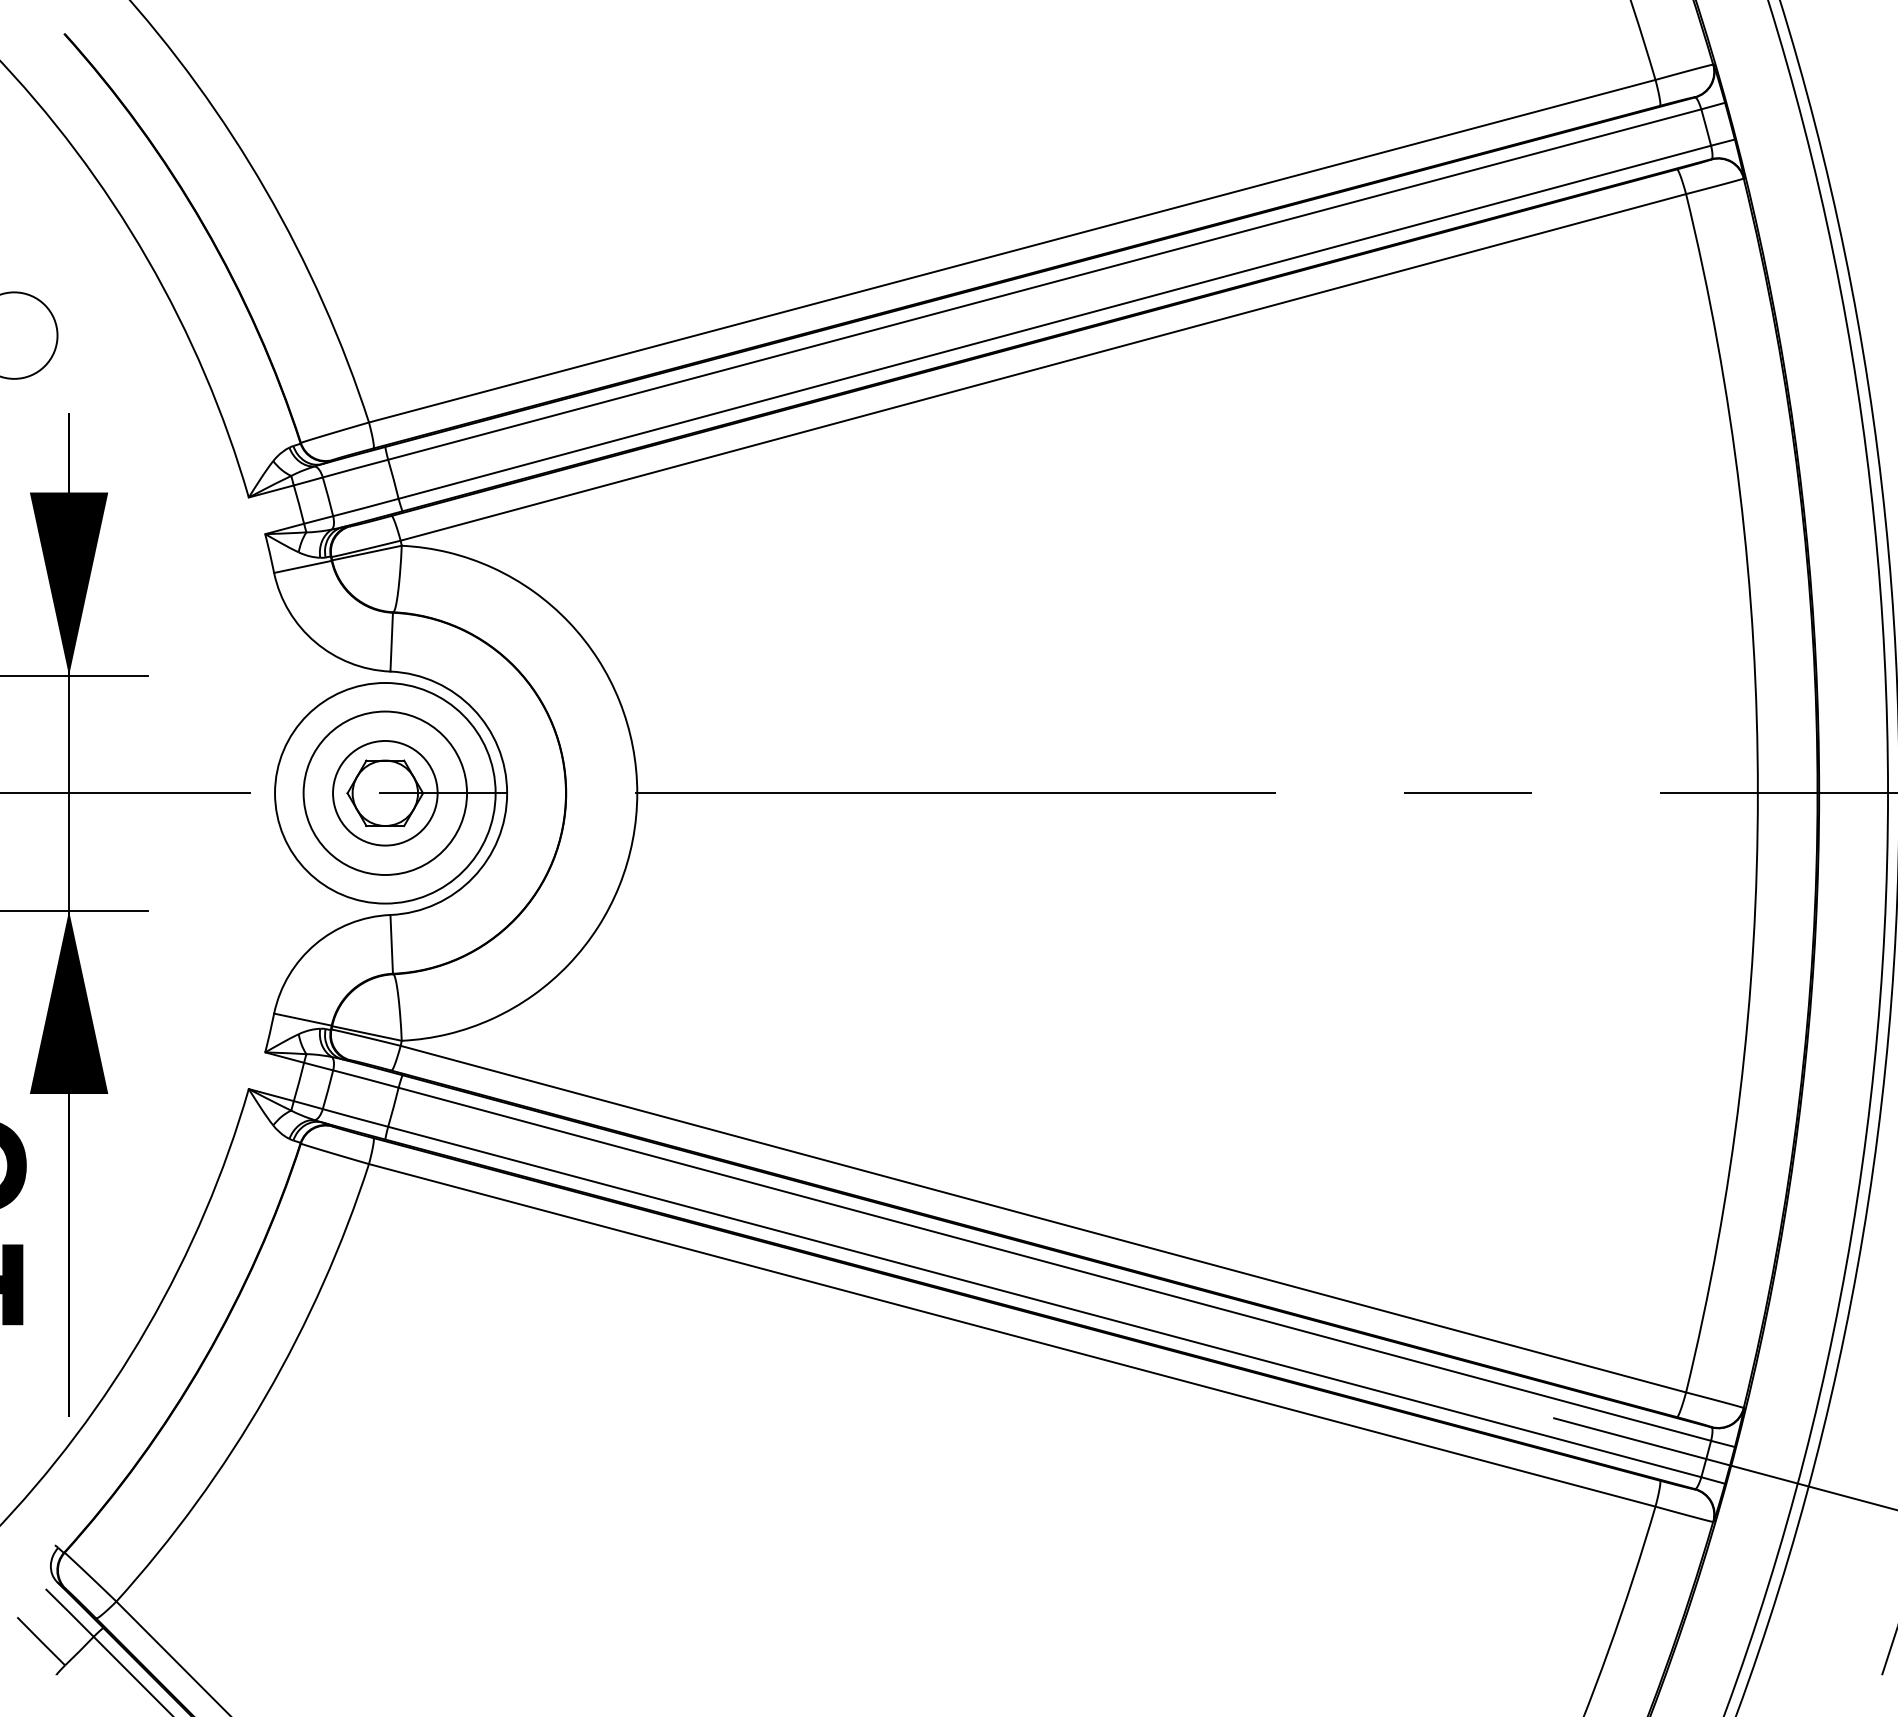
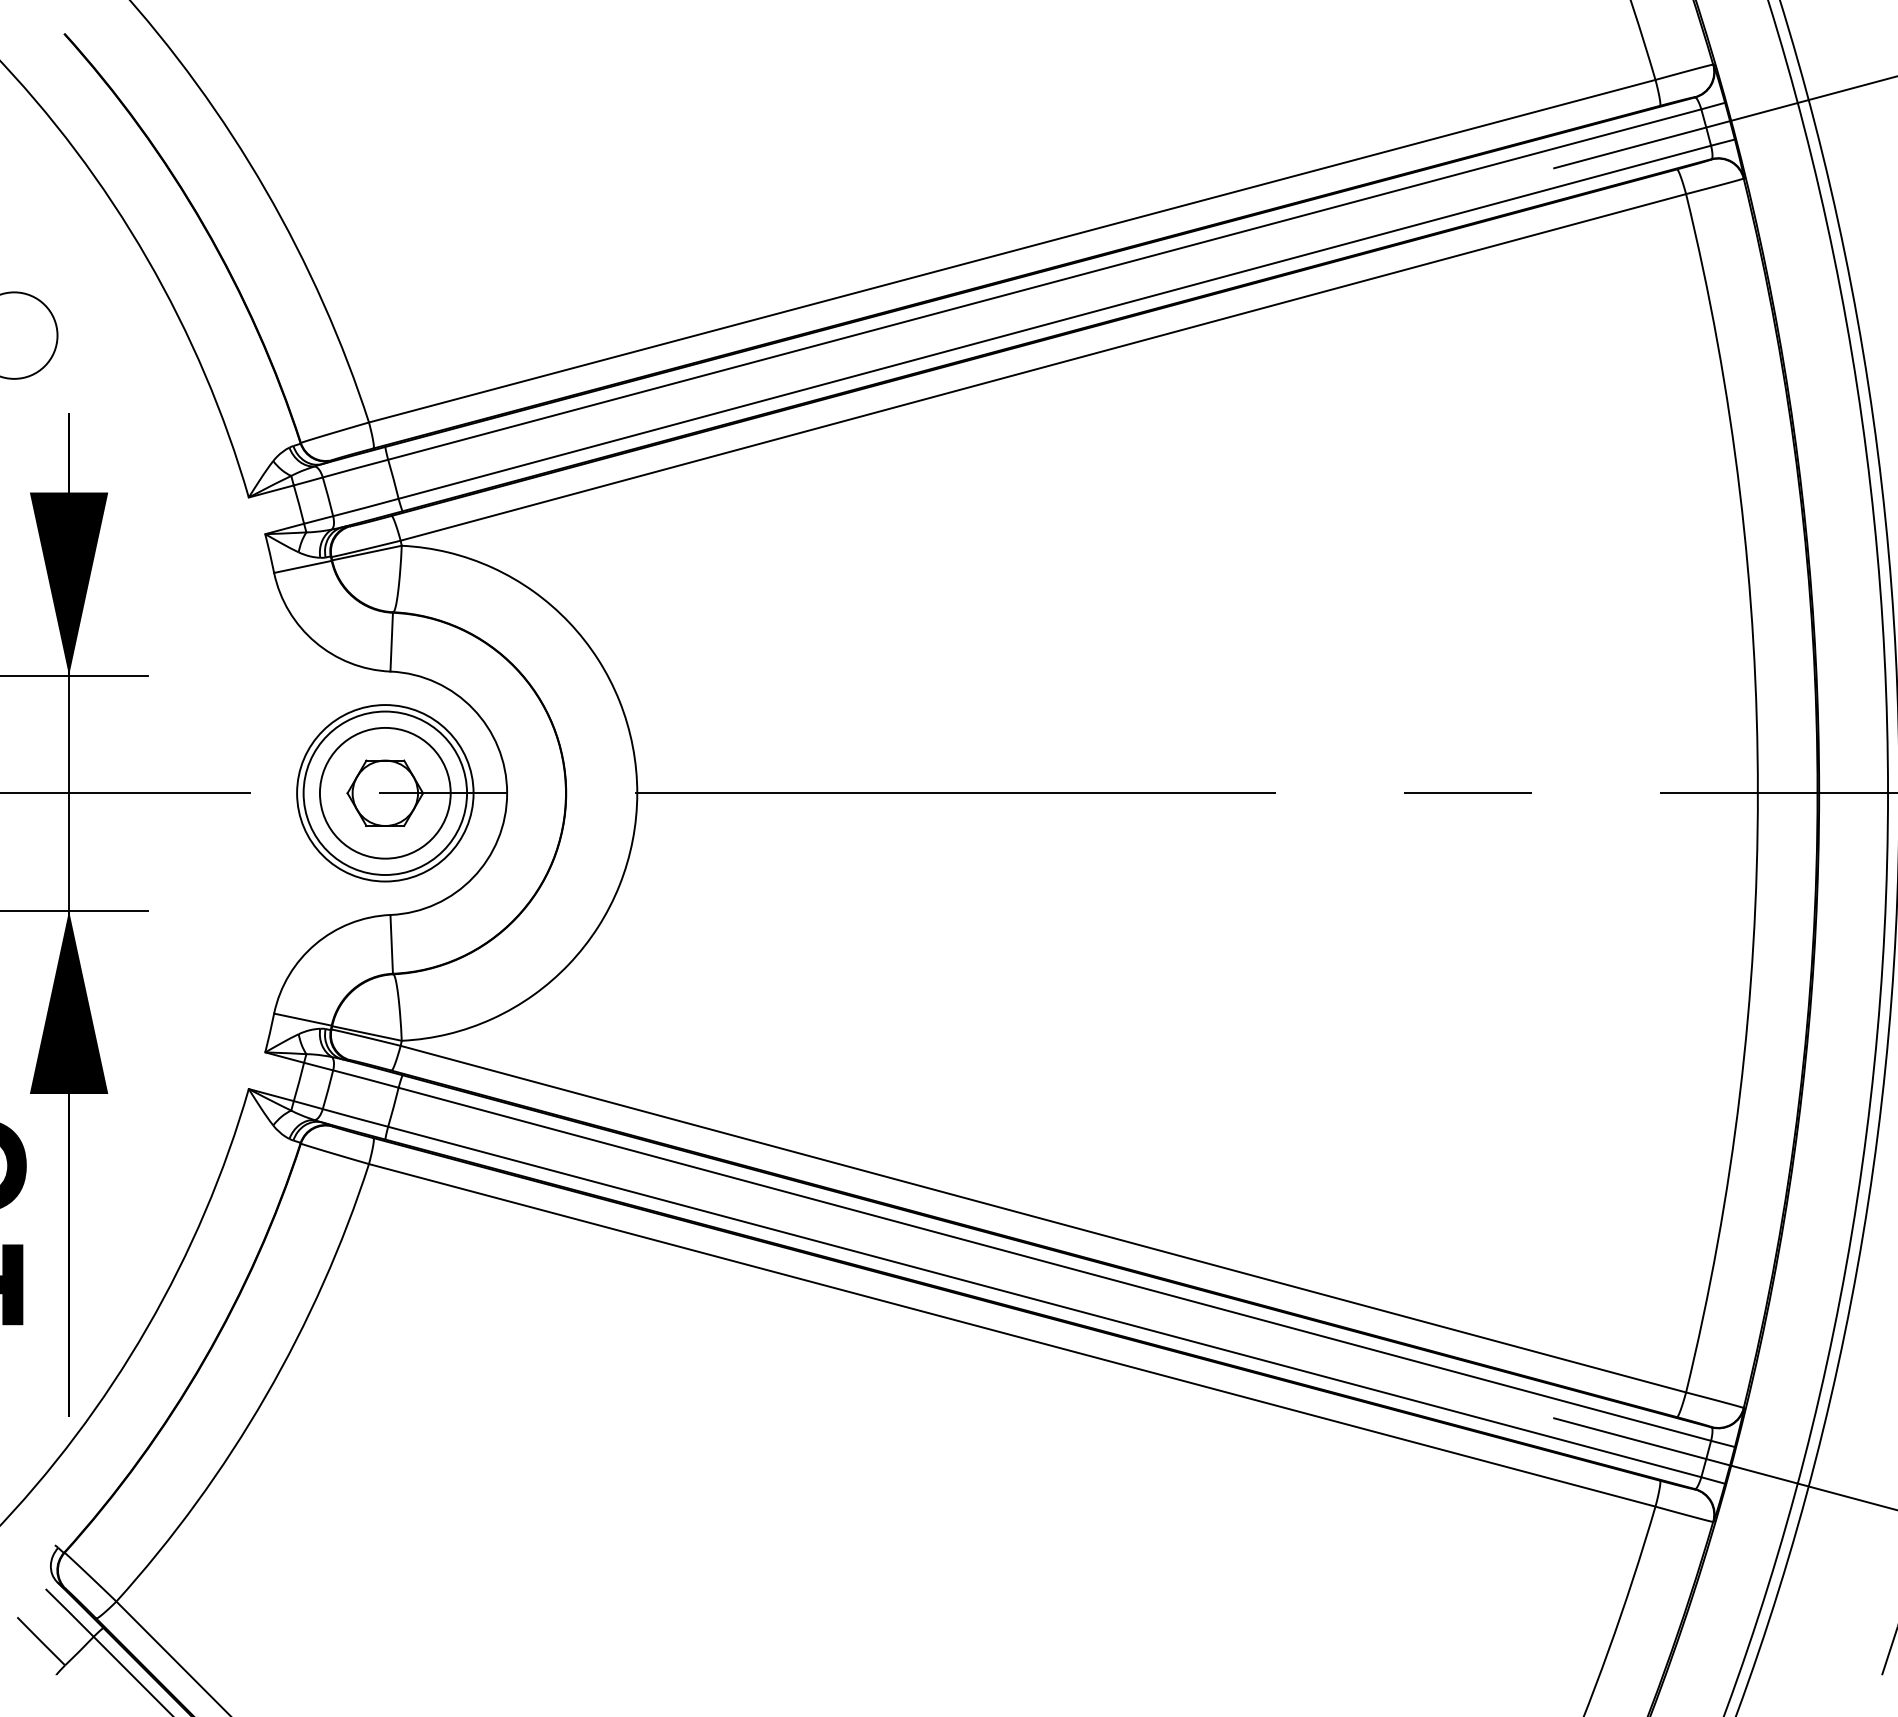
line: none -> present (1723, 122)
circle diameter: 105 px -> 131 px (384, 792)
circle diameter: 221 px -> 176 px (385, 793)
